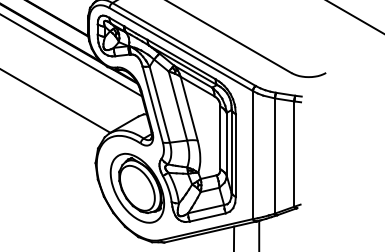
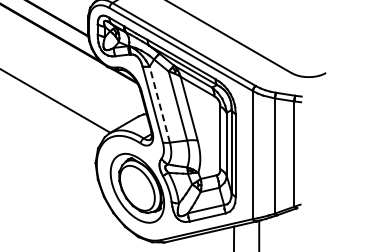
line: present -> none (355, 17)
line: present -> none (72, 55)
line: solid -> dashed (159, 104)
